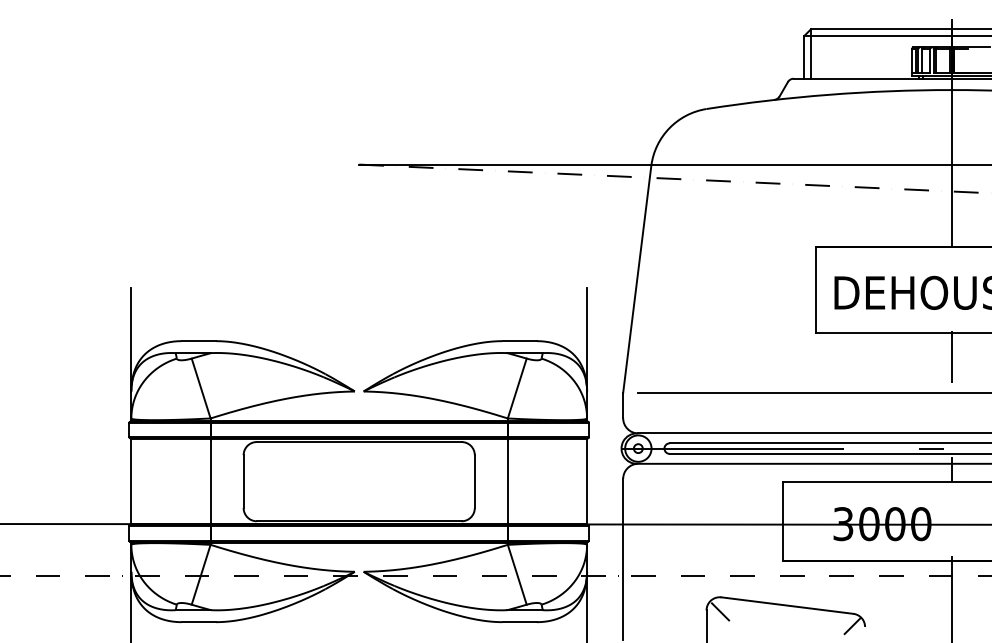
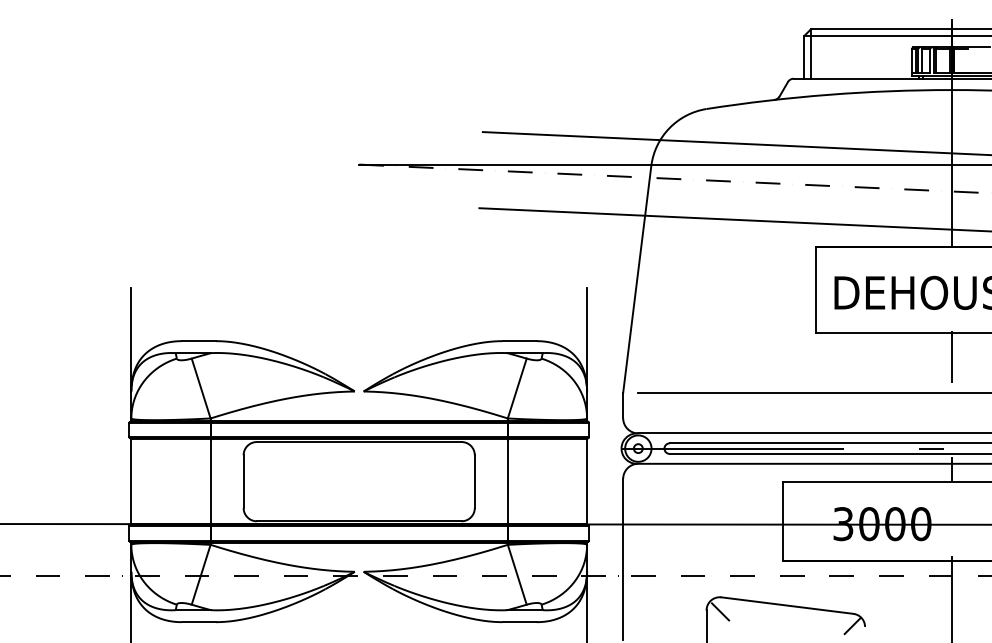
line: none -> present (735, 143)
line: none -> present (733, 219)
